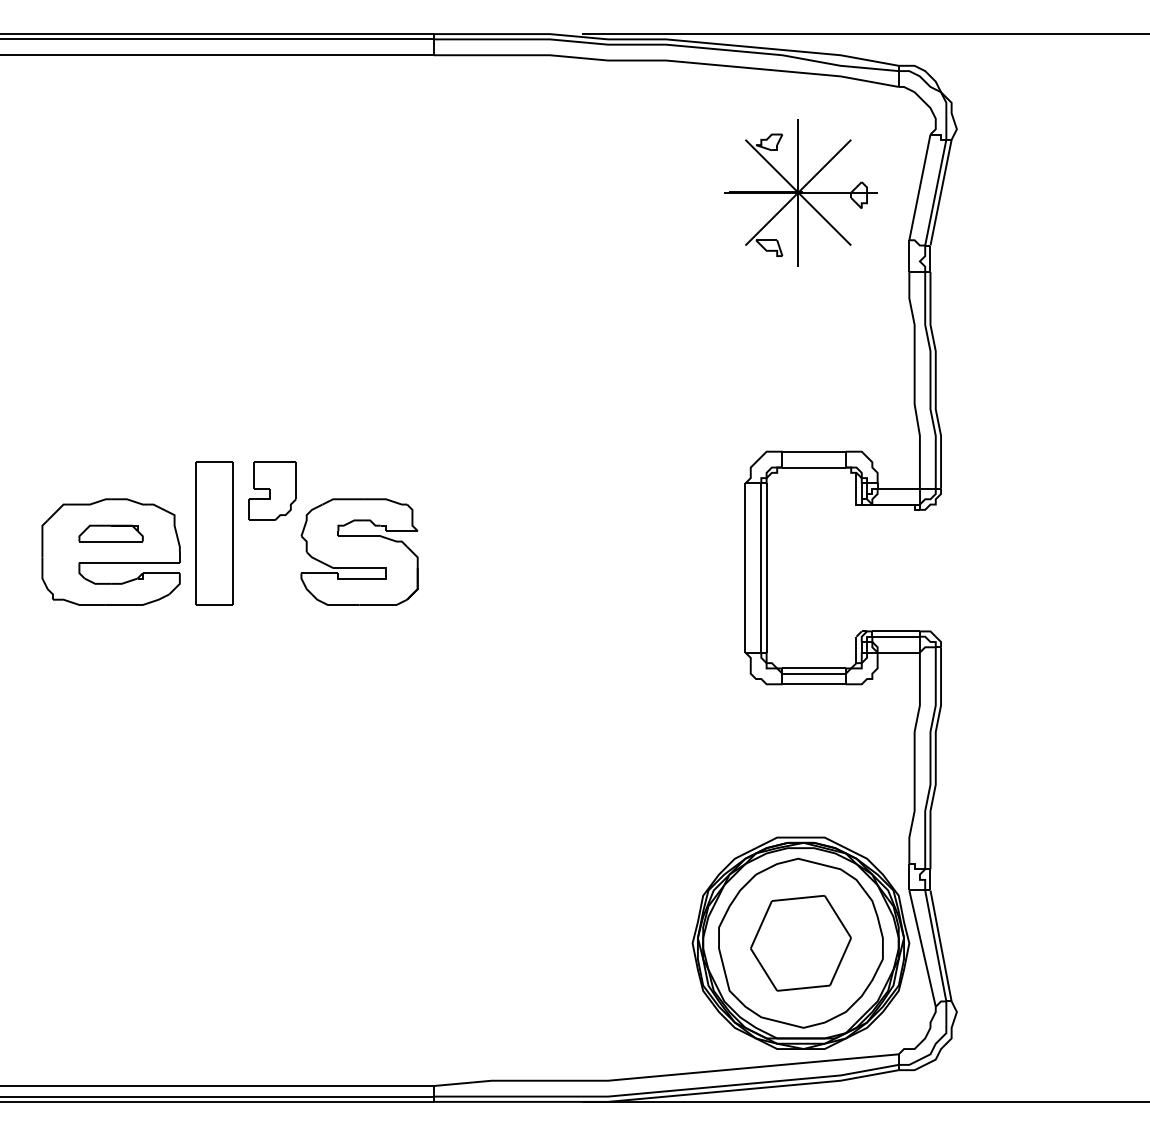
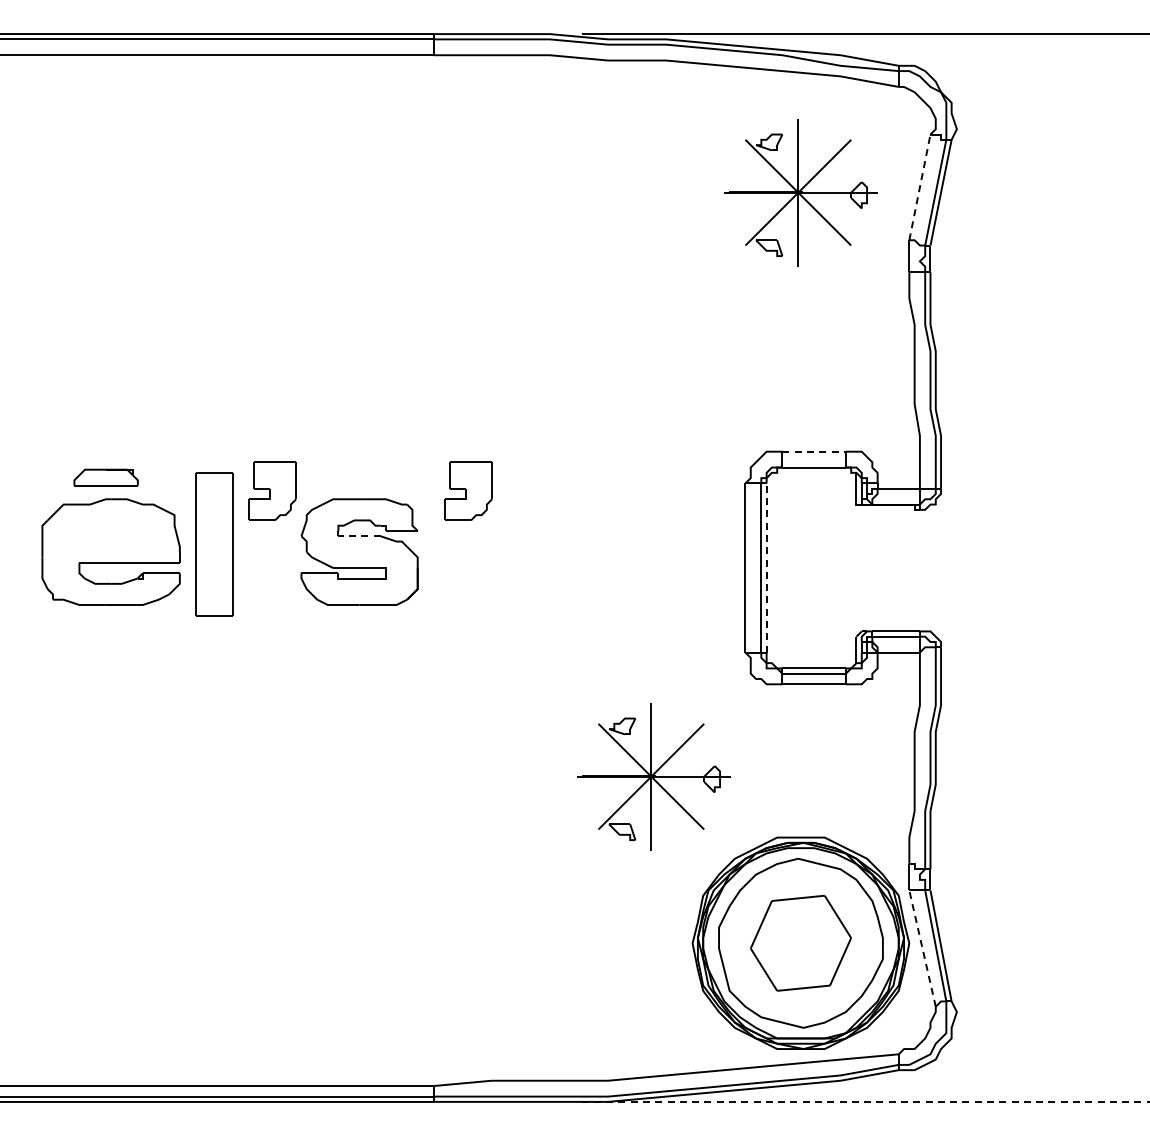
line: solid -> dashed (919, 187)
line: solid -> dashed (814, 451)
part: none -> present (468, 490)
part position: (110, 533) -> (105, 477) (105, 477)
part position: (214, 533) -> (214, 544) (214, 544)
line: solid -> dashed (359, 536)
line: solid -> dashed (766, 568)
part: none -> present (653, 776)
line: solid -> dashed (922, 948)
line: solid -> dashed (865, 1101)
